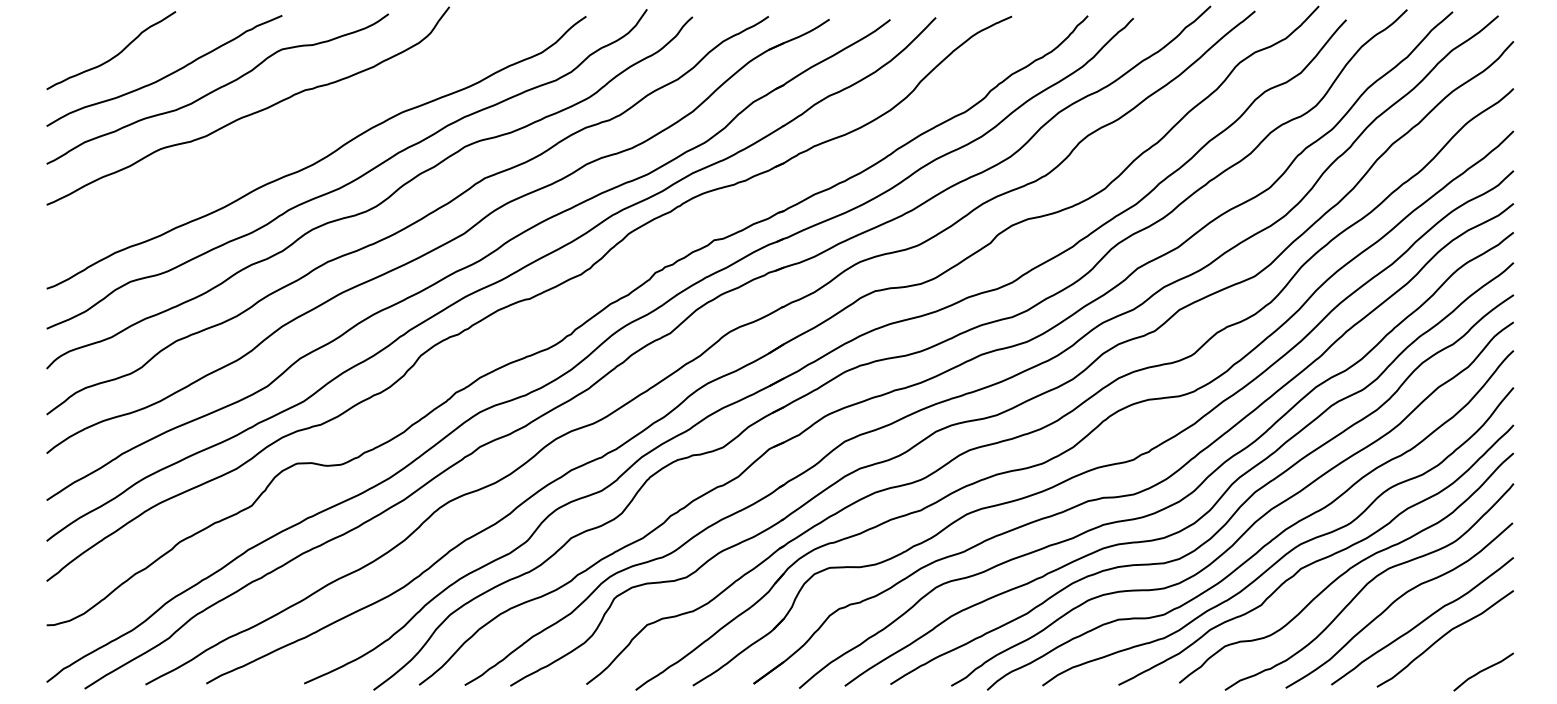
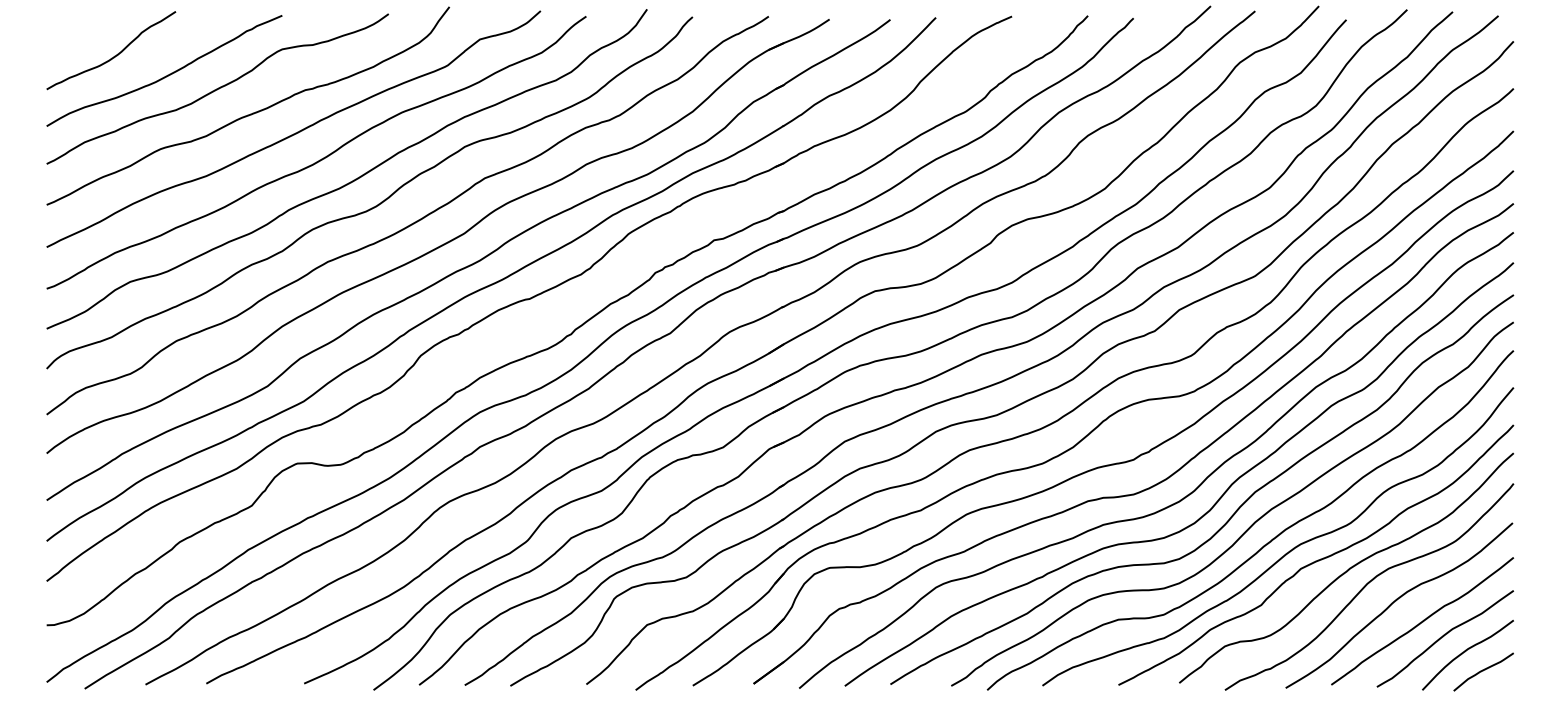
curve: none -> present (295, 132)
curve: none -> present (1465, 652)
